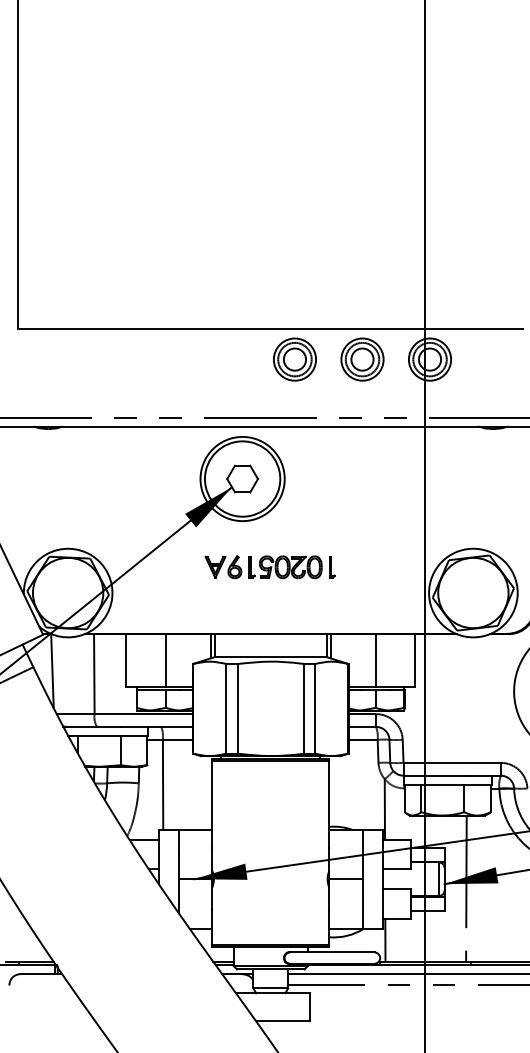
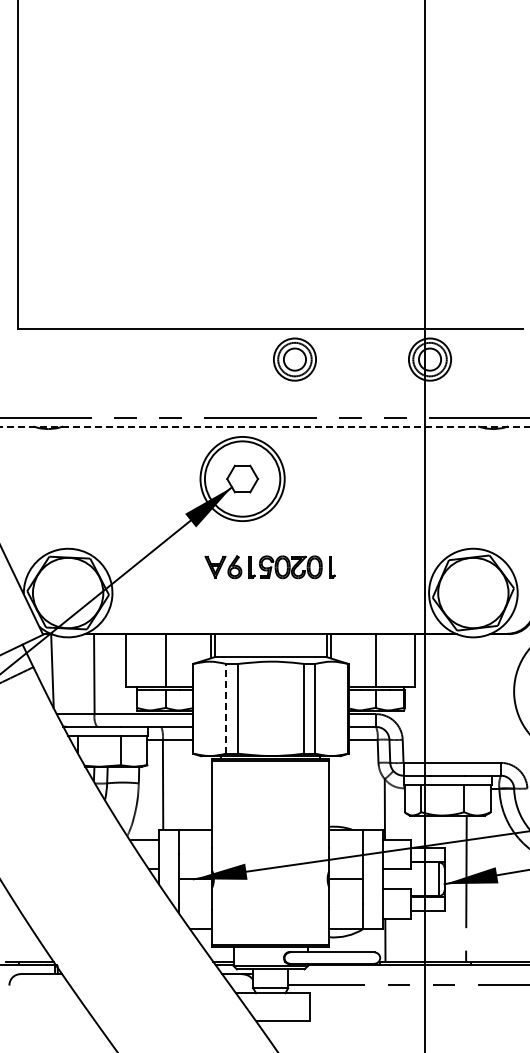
part: present -> none (362, 359)
line: solid -> dashed (264, 426)
line: solid -> dashed (226, 708)
line: present -> none (407, 974)
